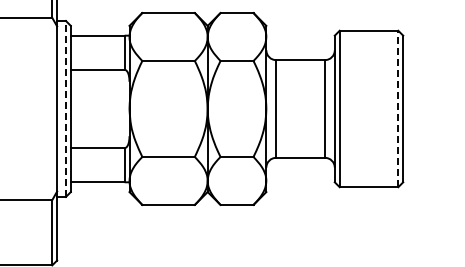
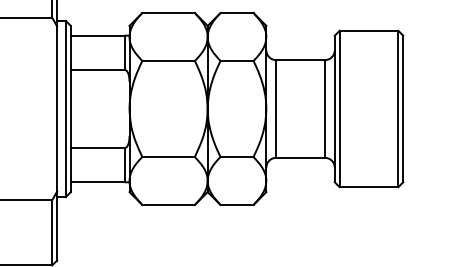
line: dashed -> solid (65, 108)
line: dashed -> solid (398, 108)
